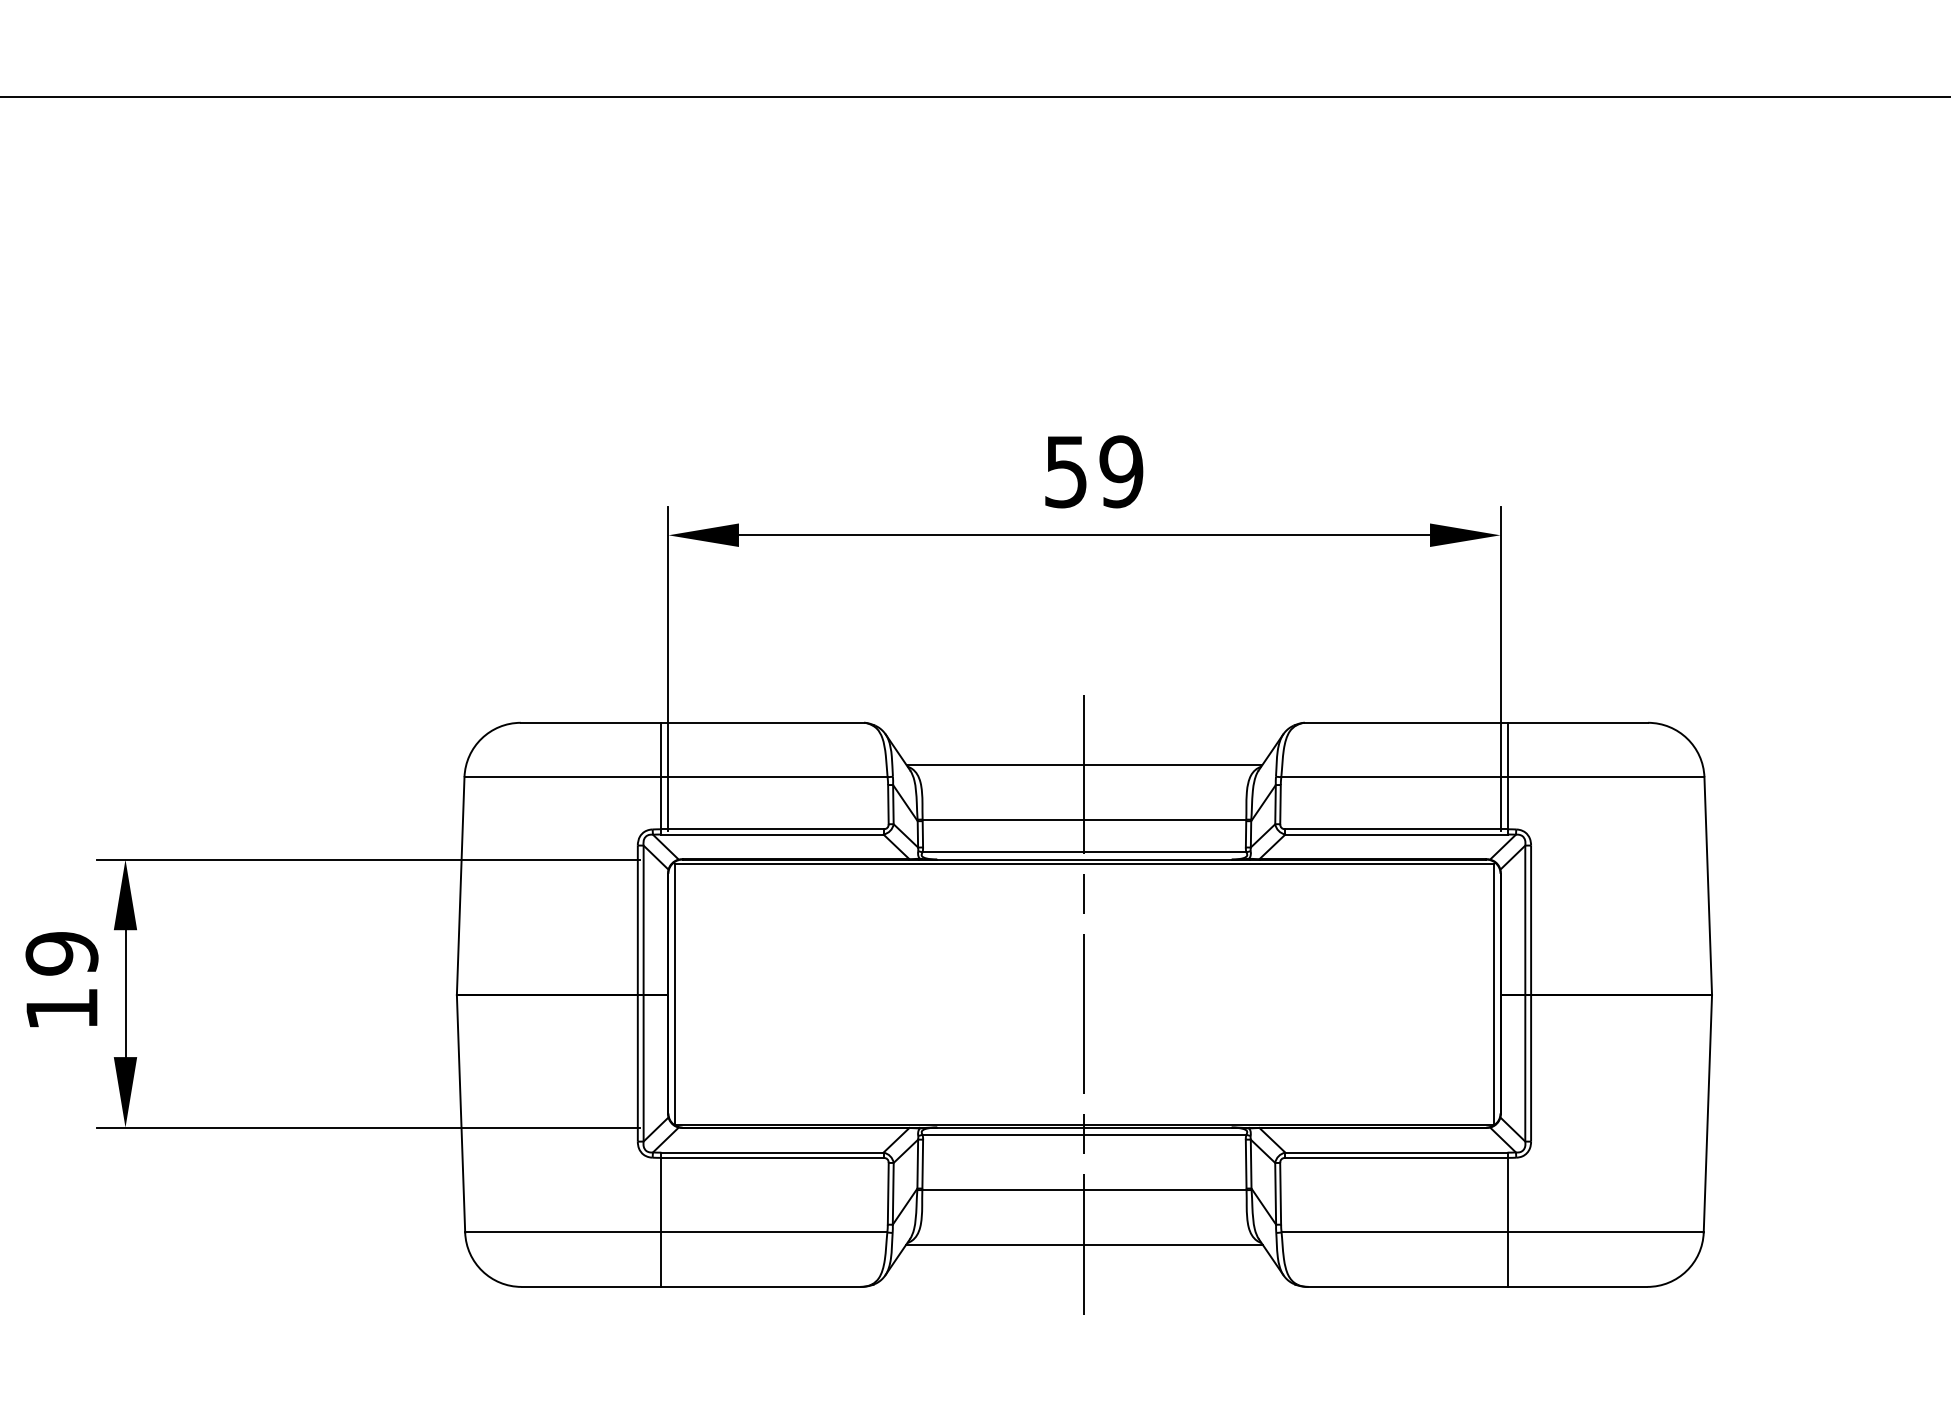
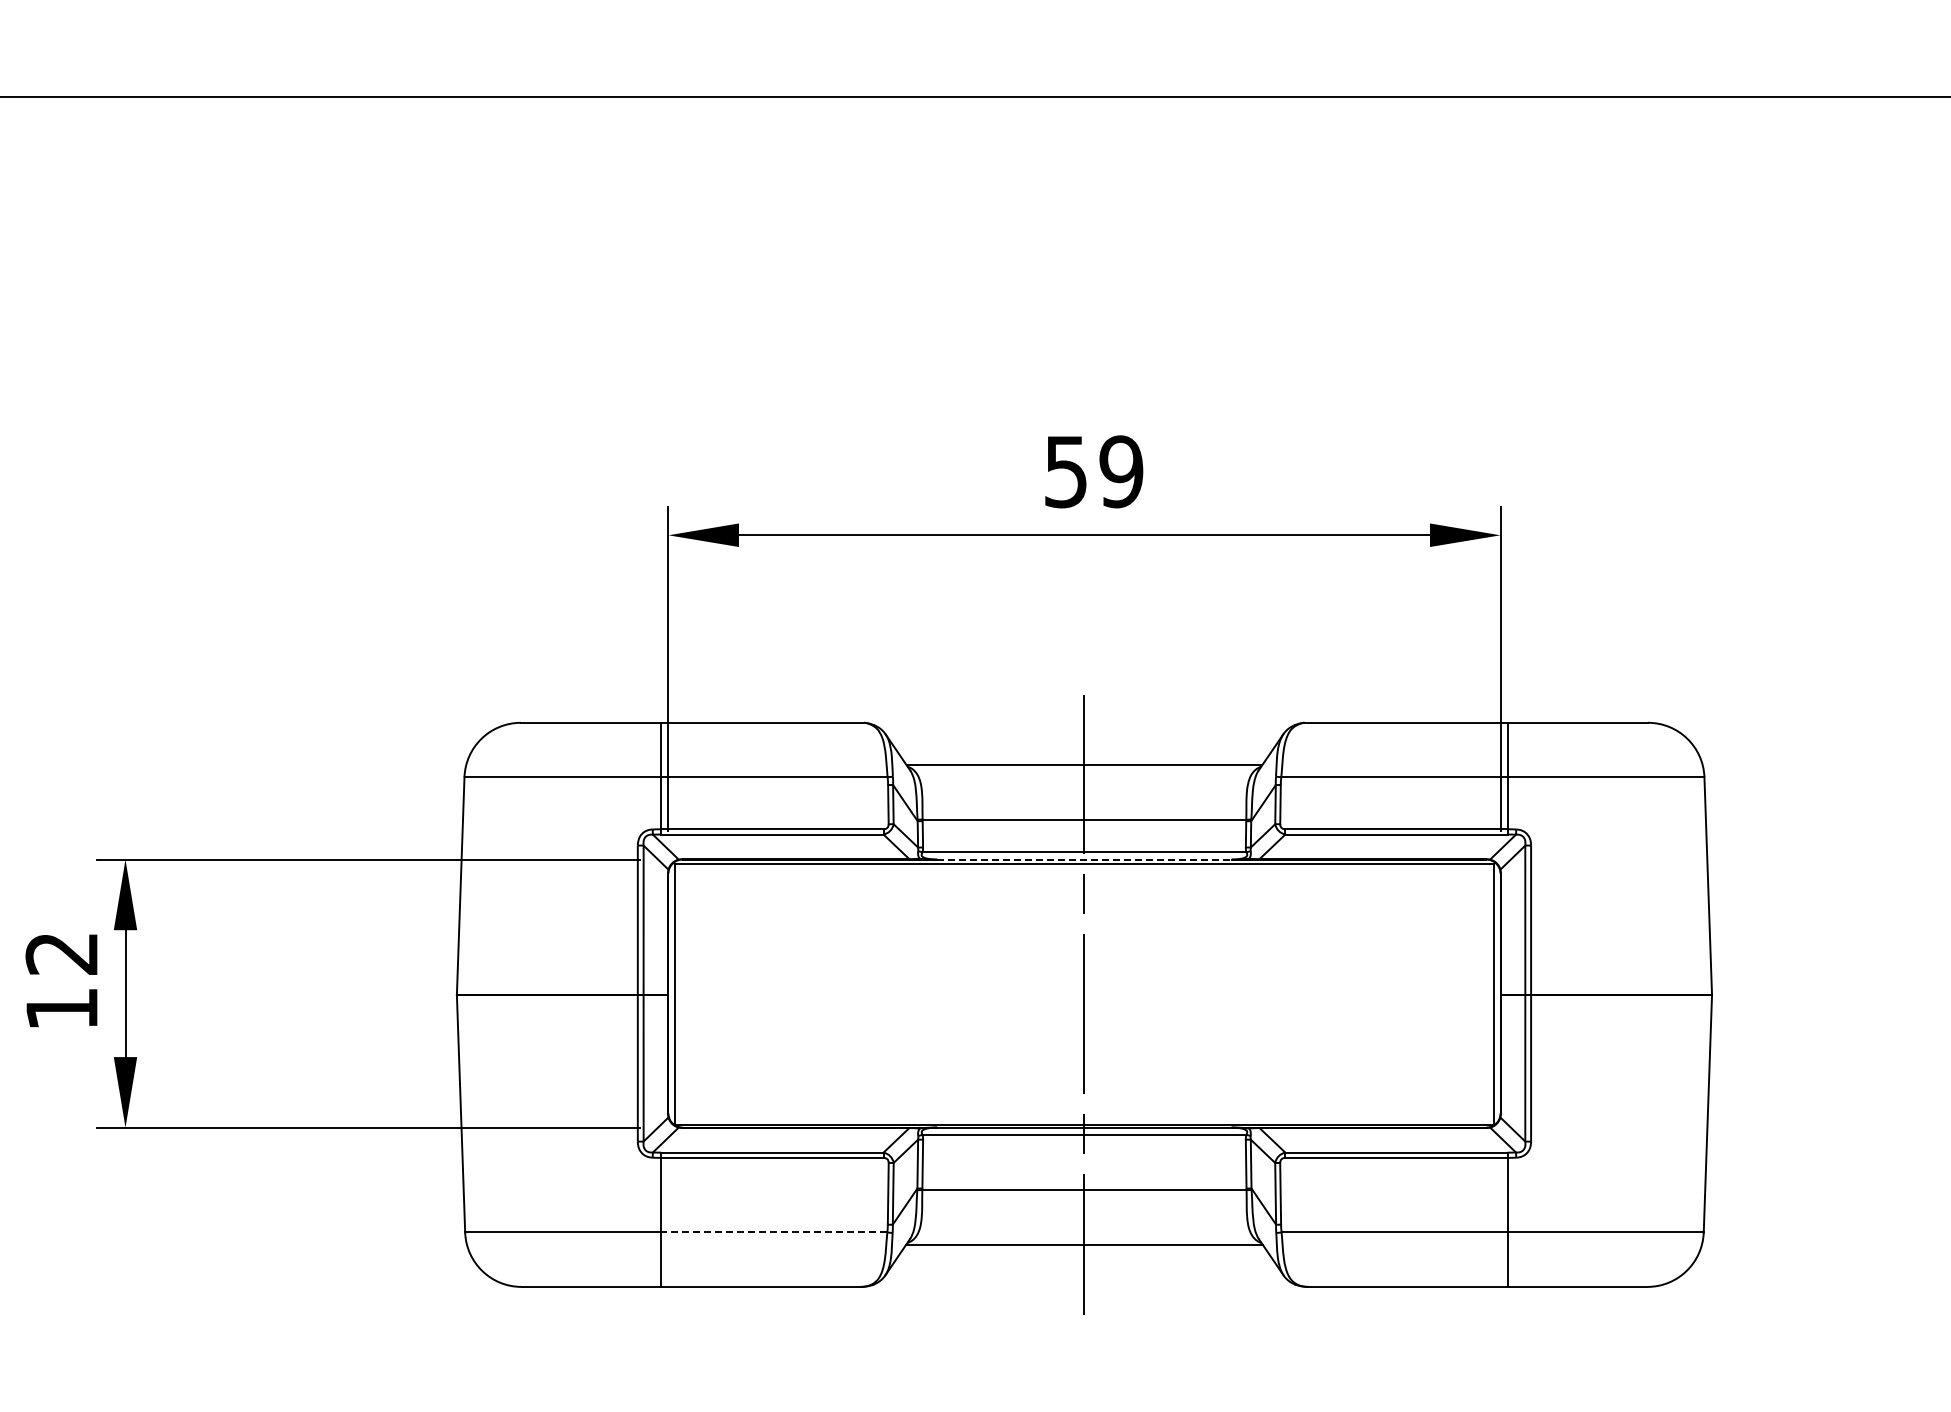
line: solid -> dashed (1084, 859)
text: 19 -> 12 (61, 953)
line: solid -> dashed (774, 1232)
